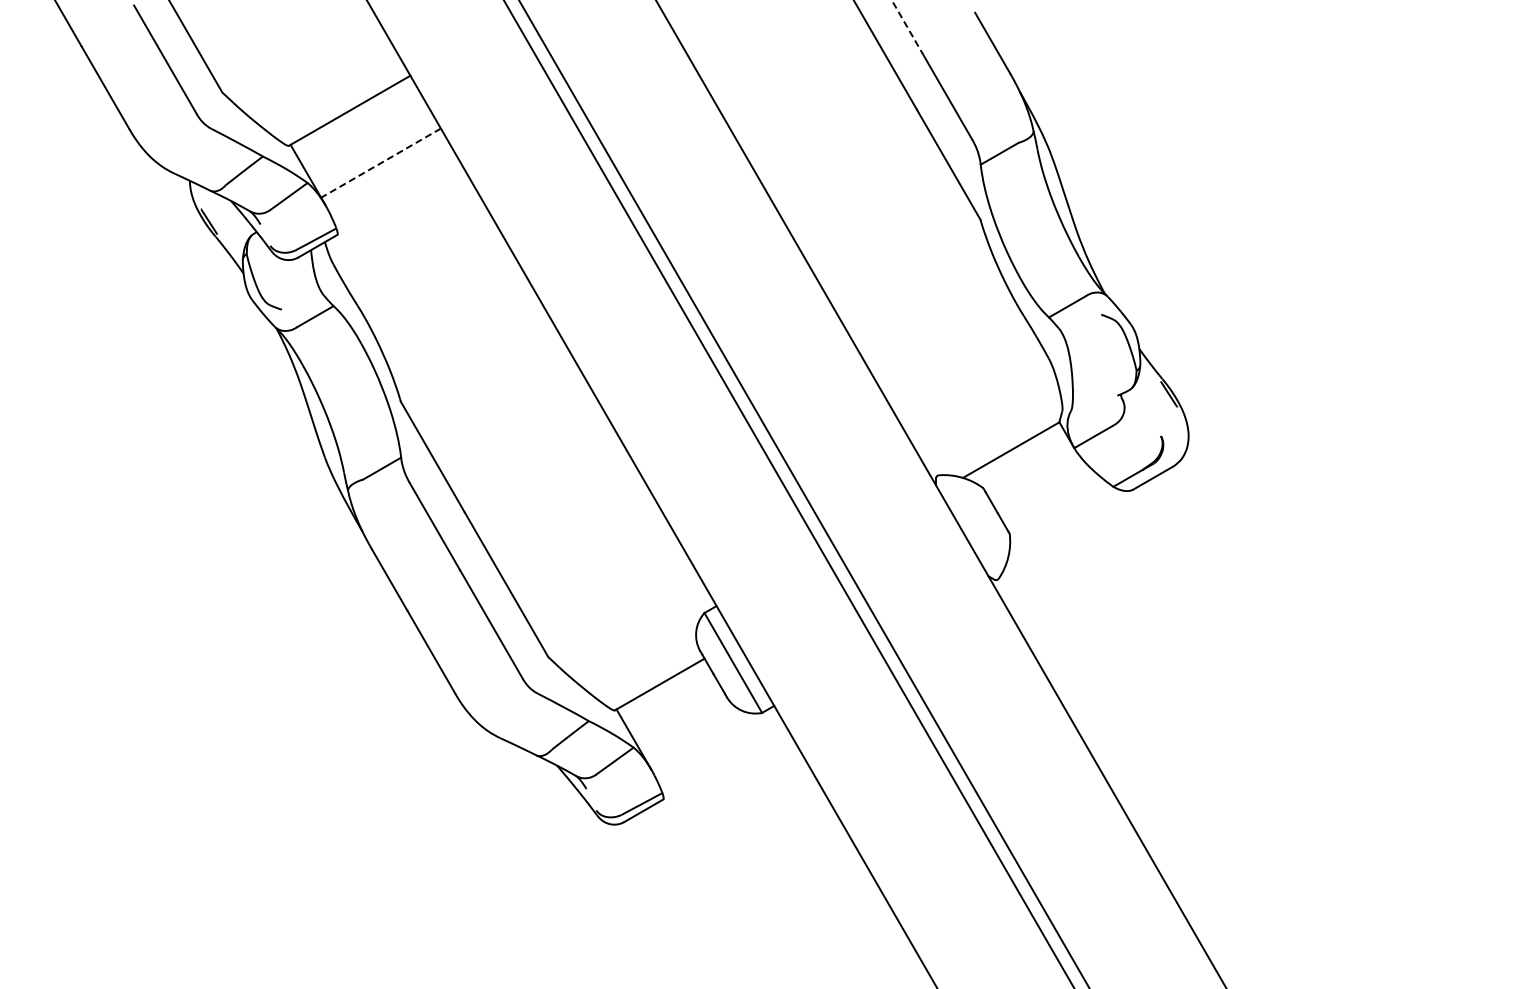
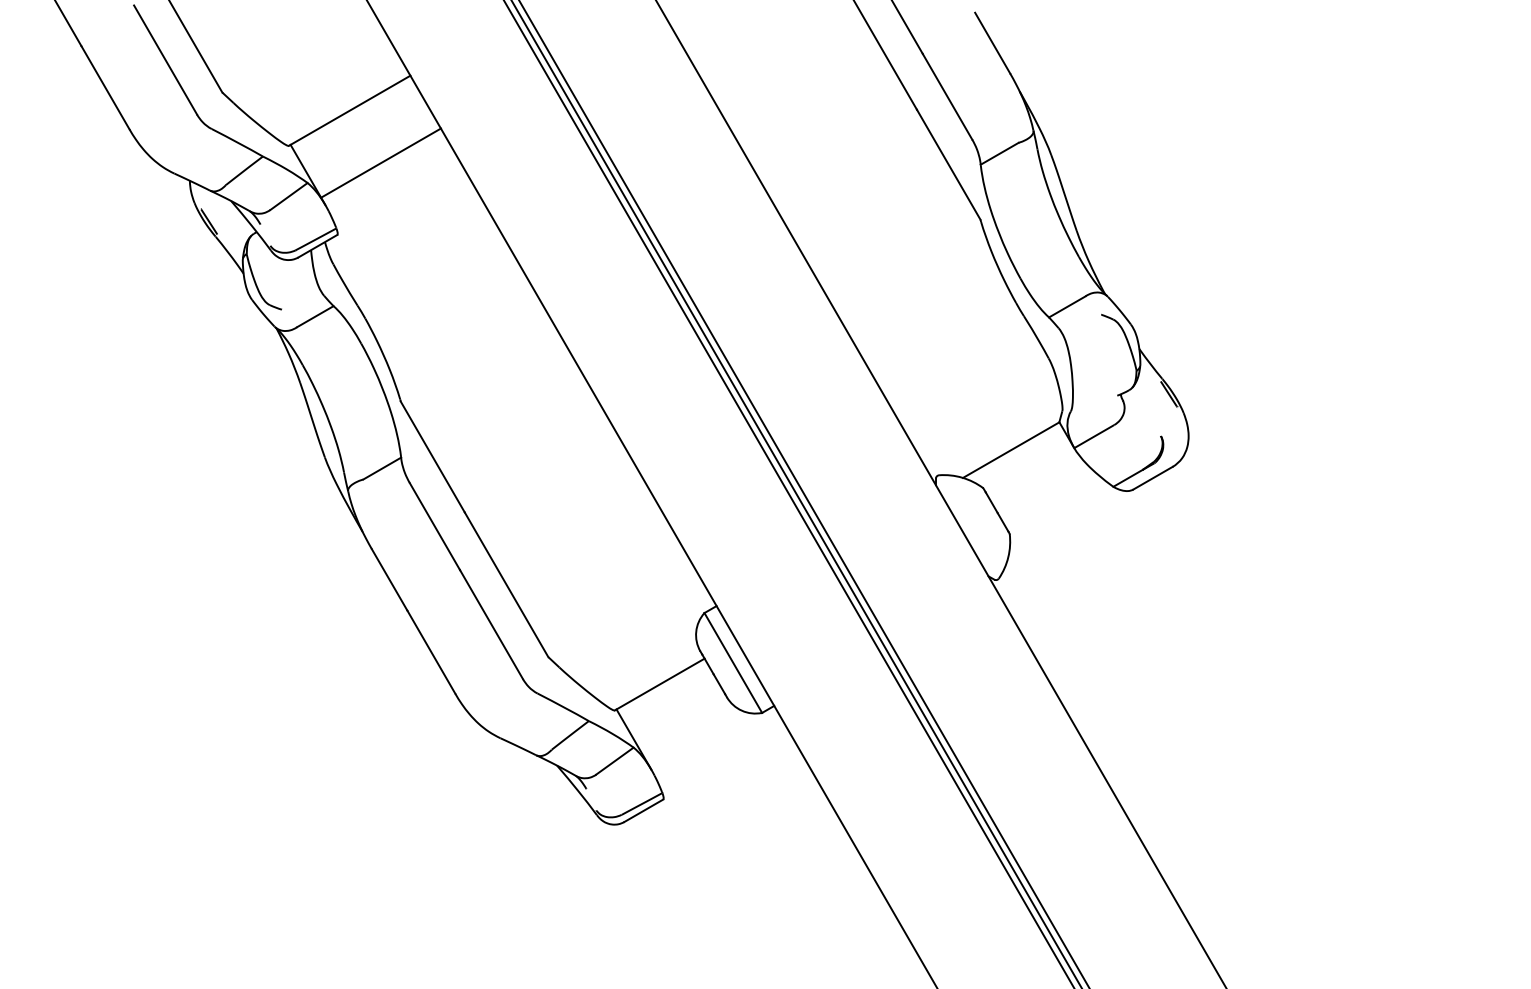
line: dashed -> solid (907, 27)
line: dashed -> solid (380, 163)
line: none -> present (796, 493)
